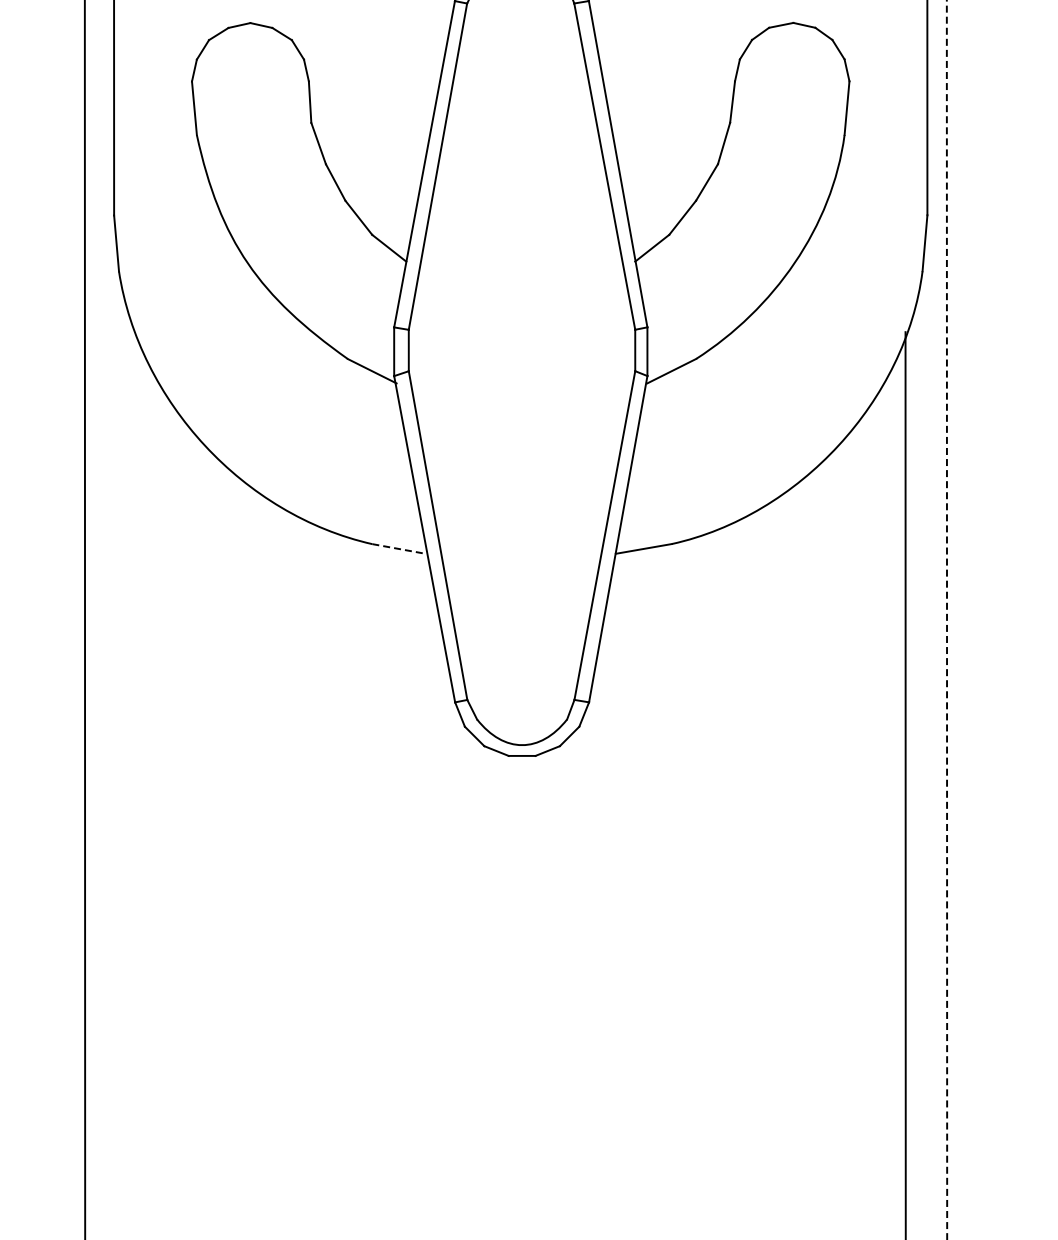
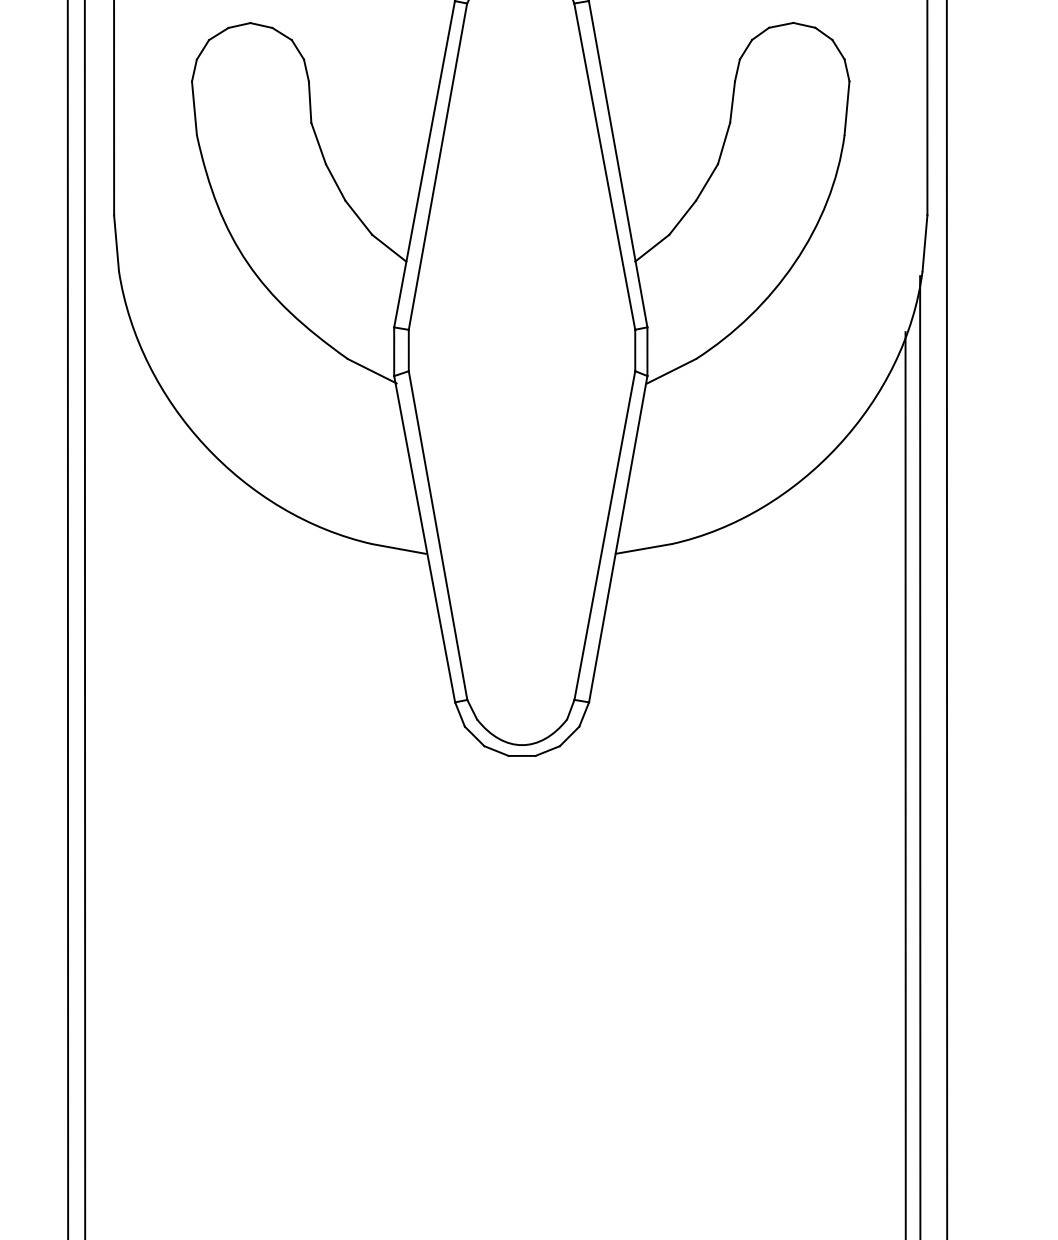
line: dashed -> solid (399, 549)
line: none -> present (67, 619)
line: dashed -> solid (947, 620)
line: none -> present (920, 756)
